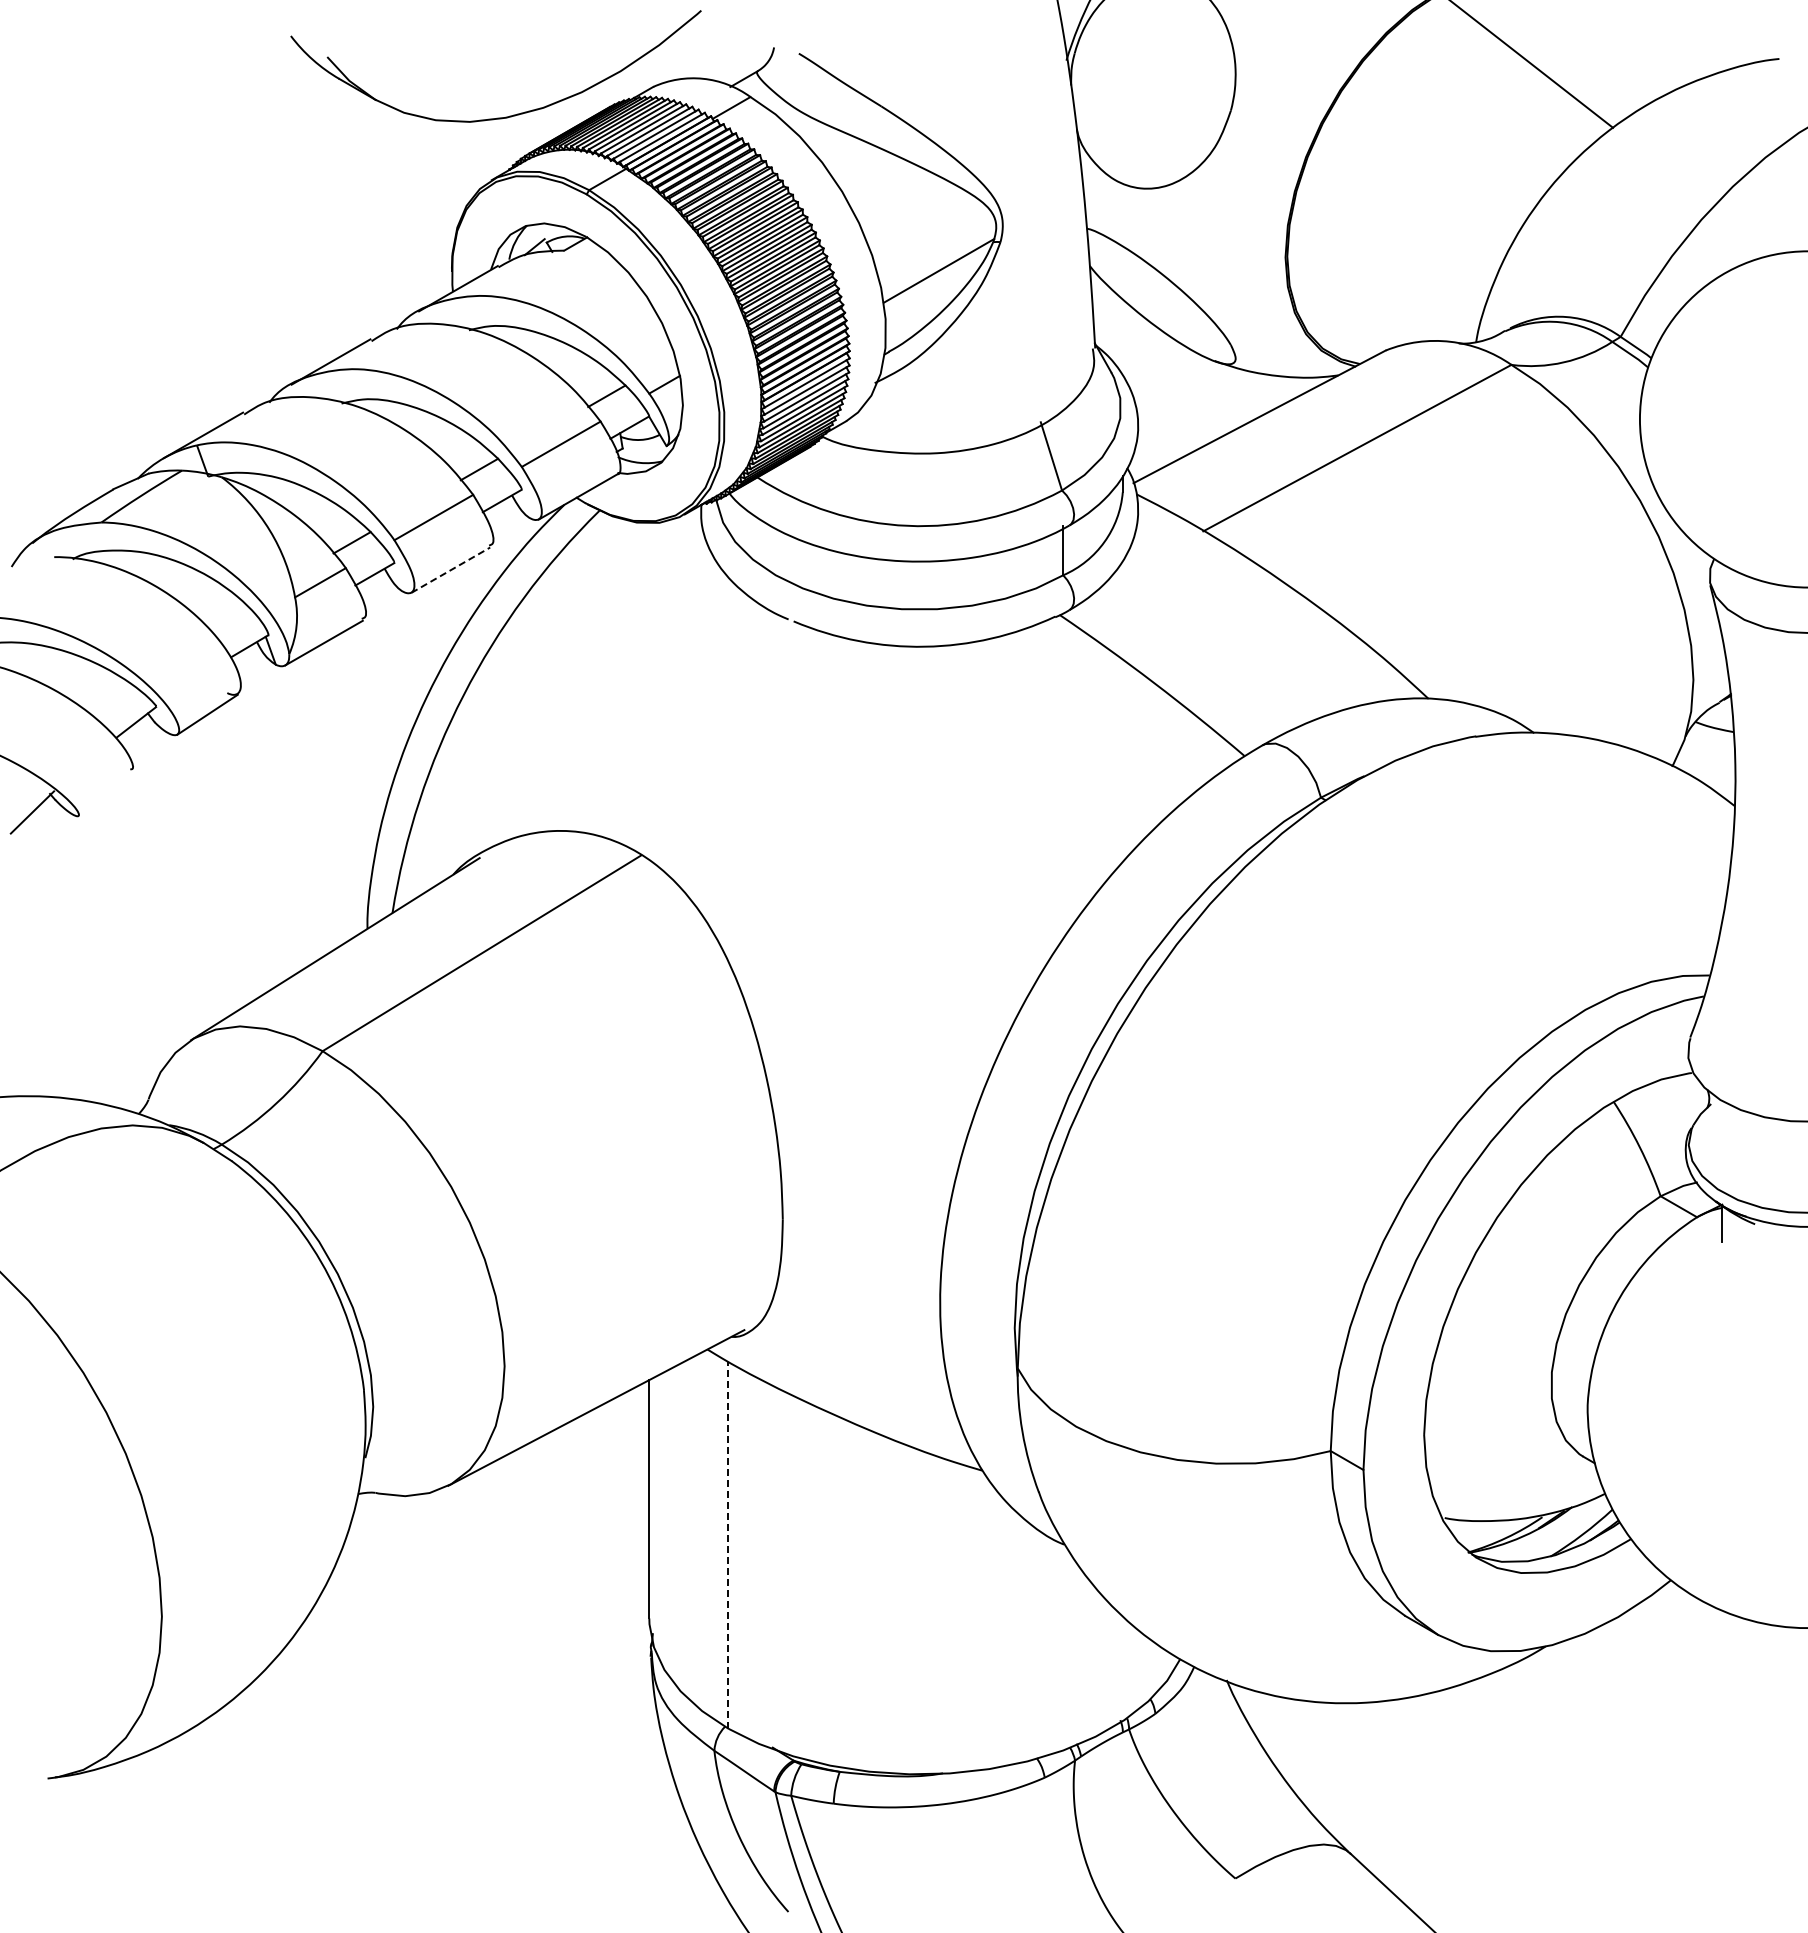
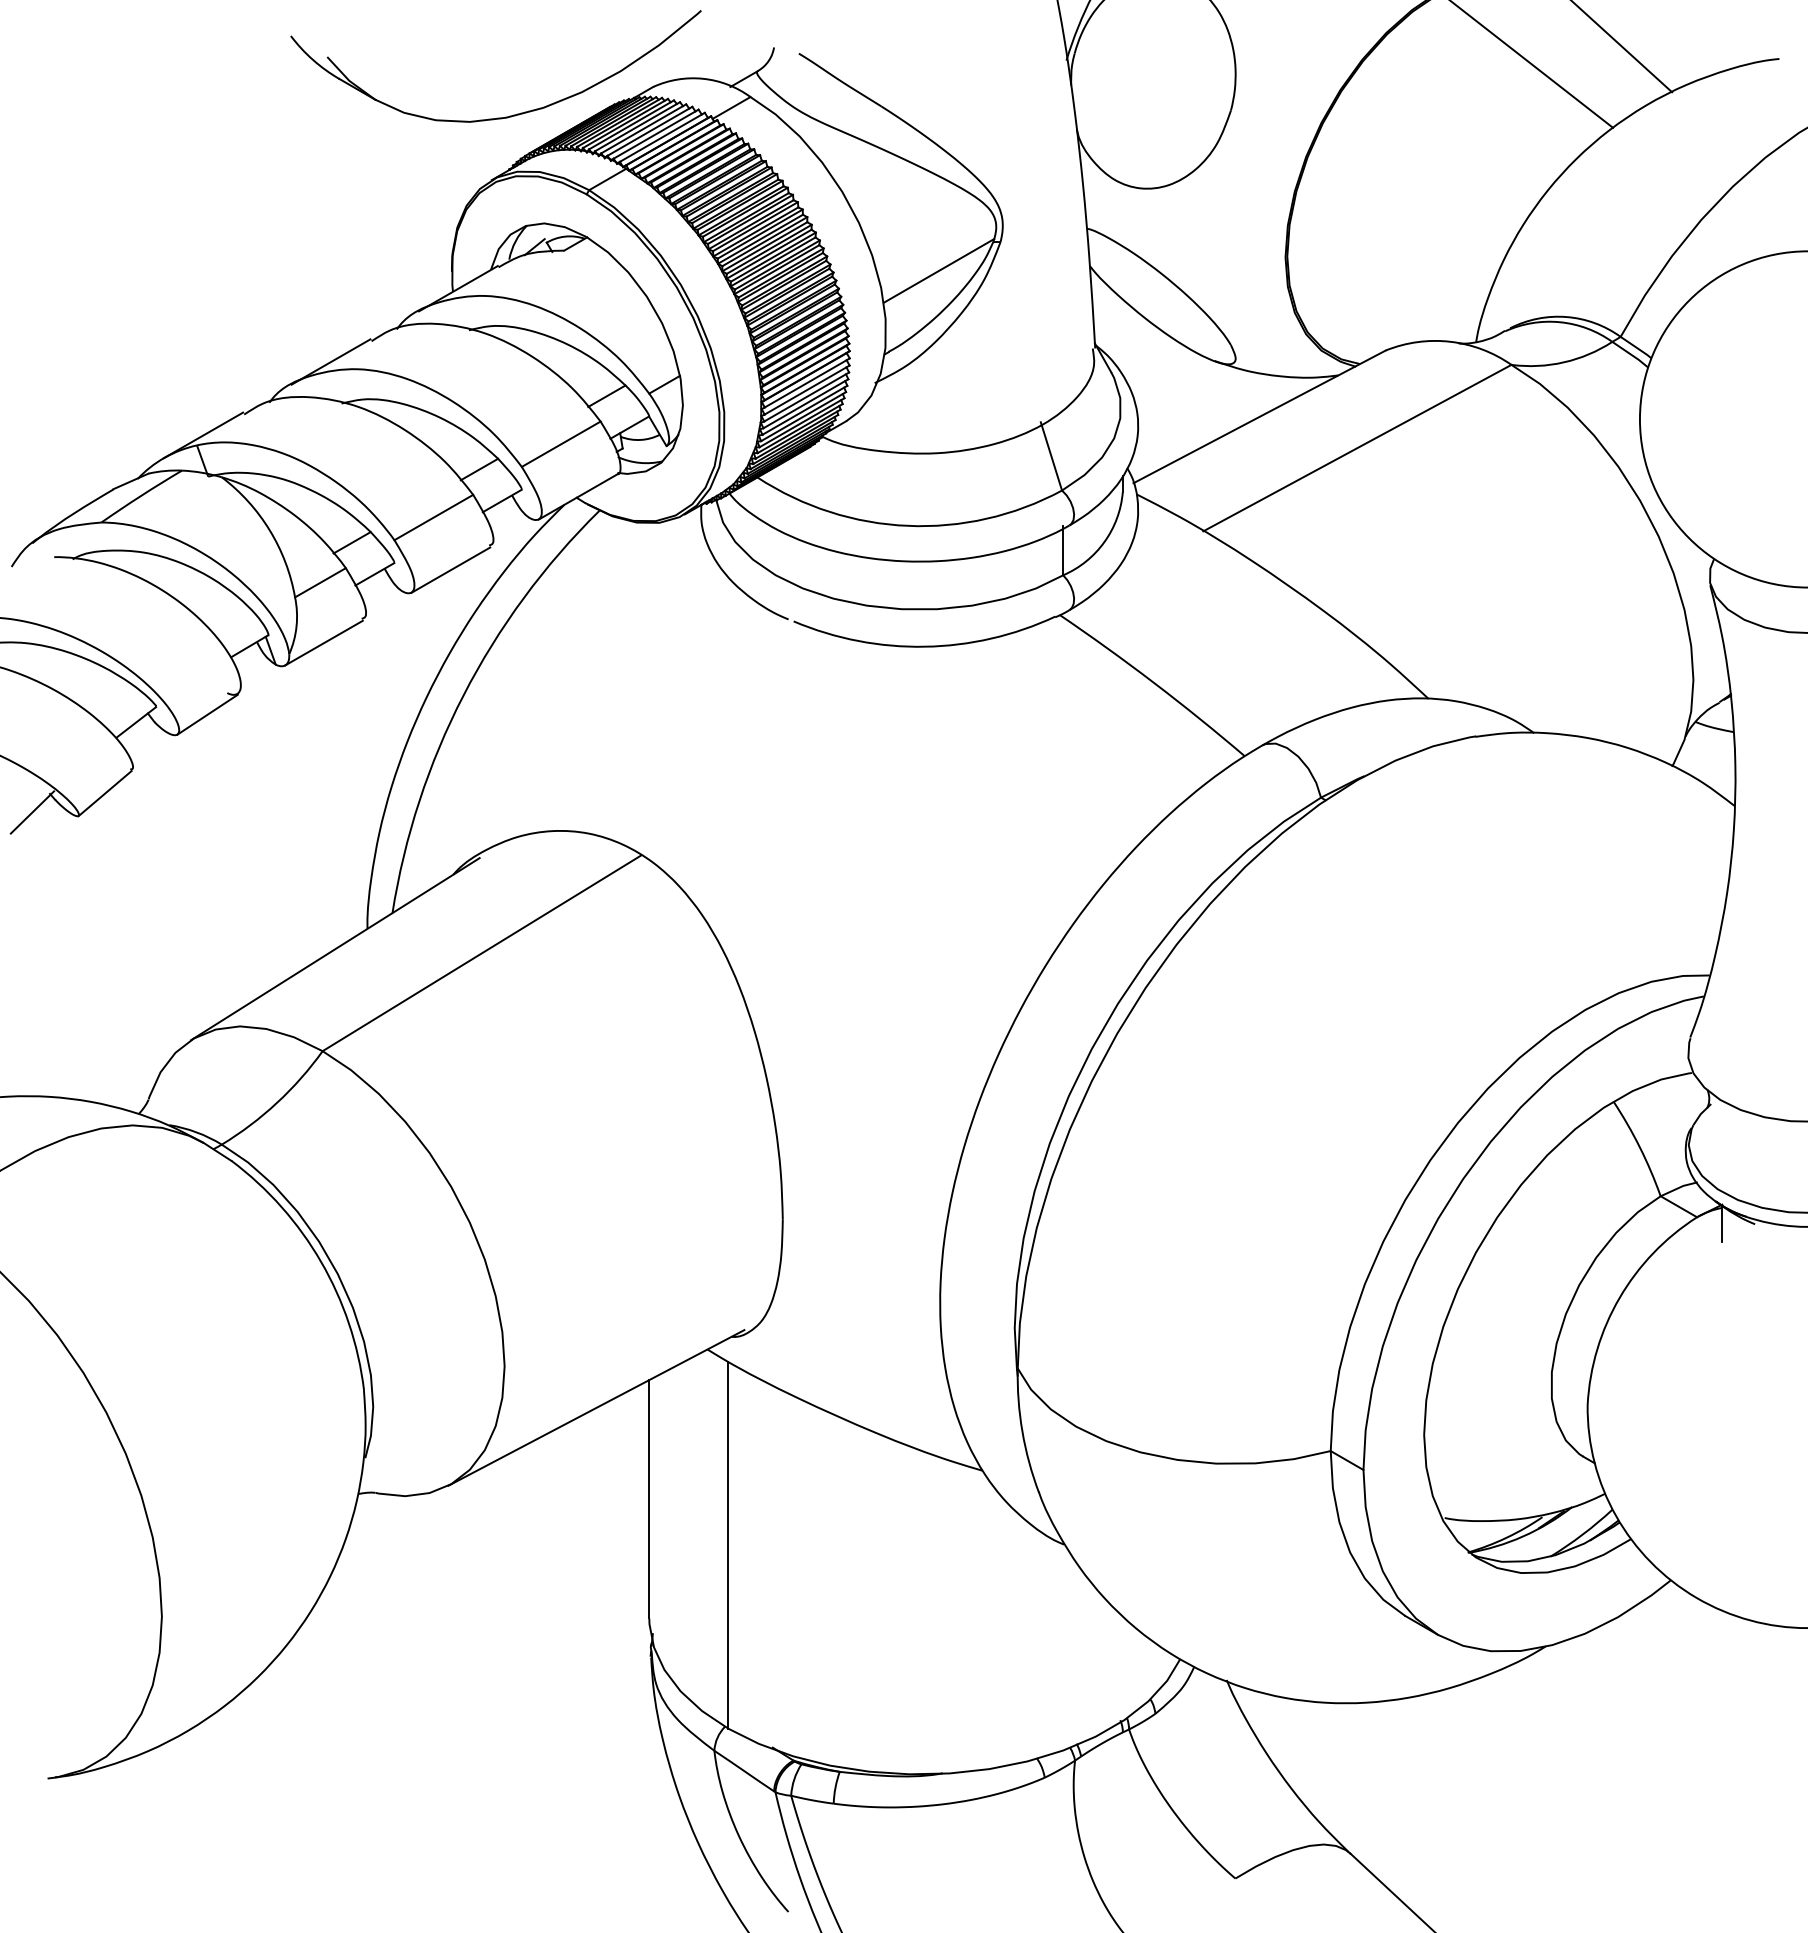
line: none -> present (1622, 47)
line: dashed -> solid (451, 569)
line: none -> present (104, 793)
line: dashed -> solid (728, 1545)
